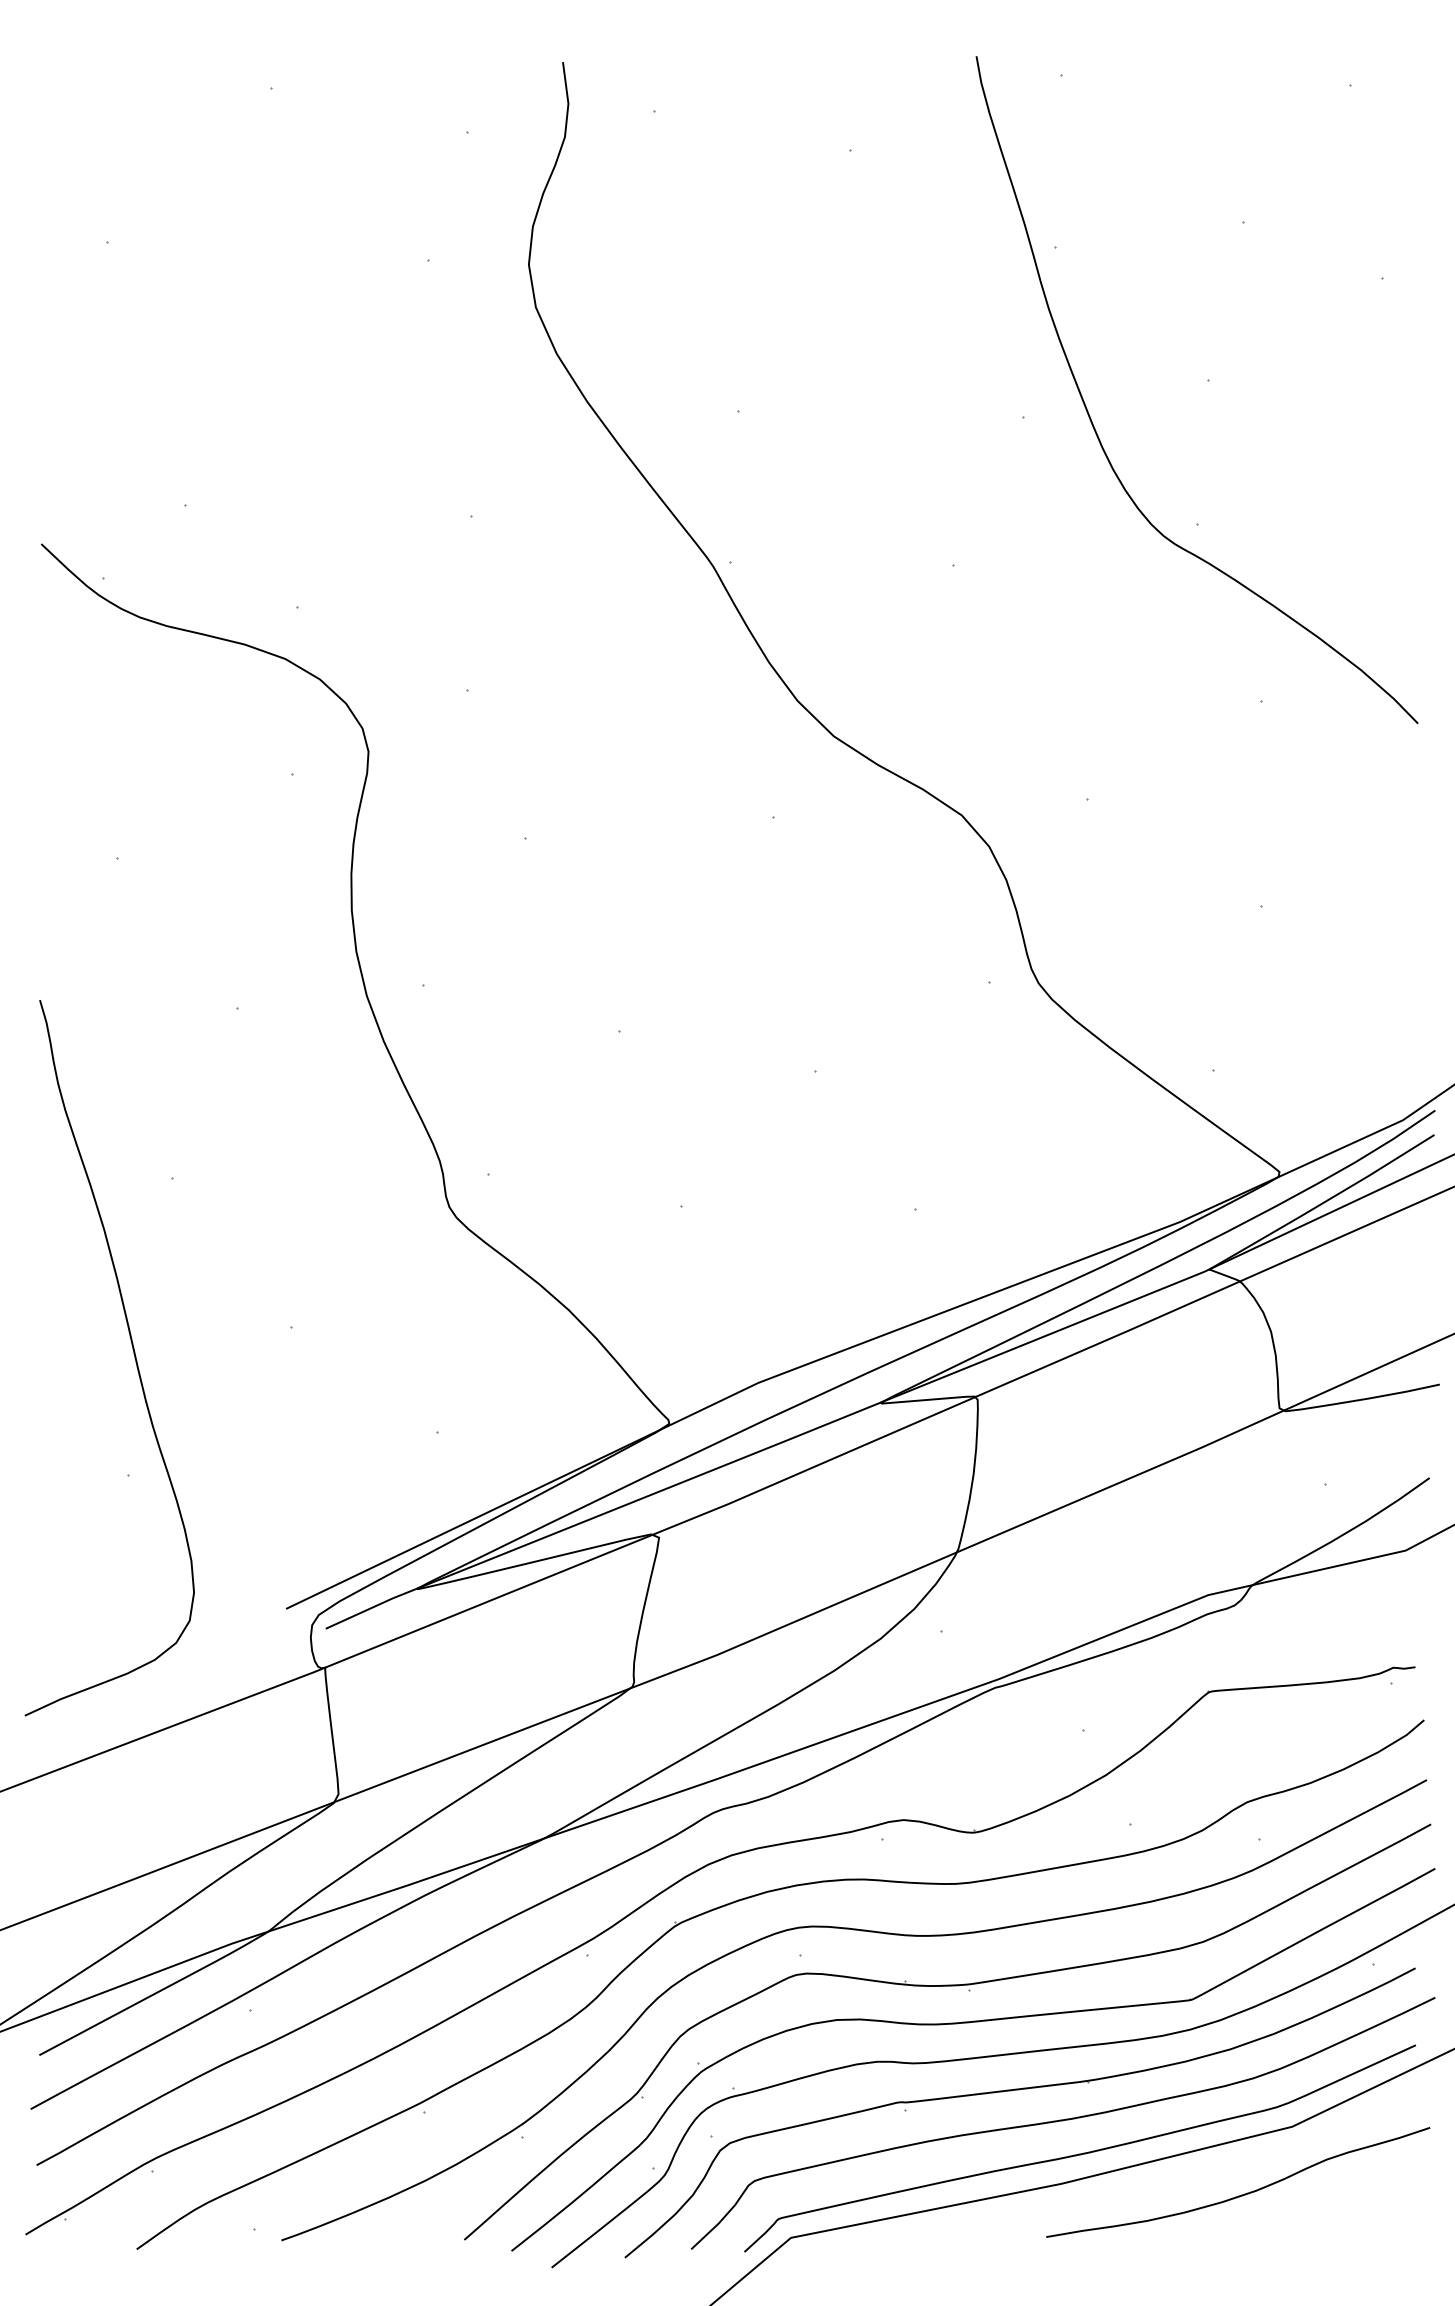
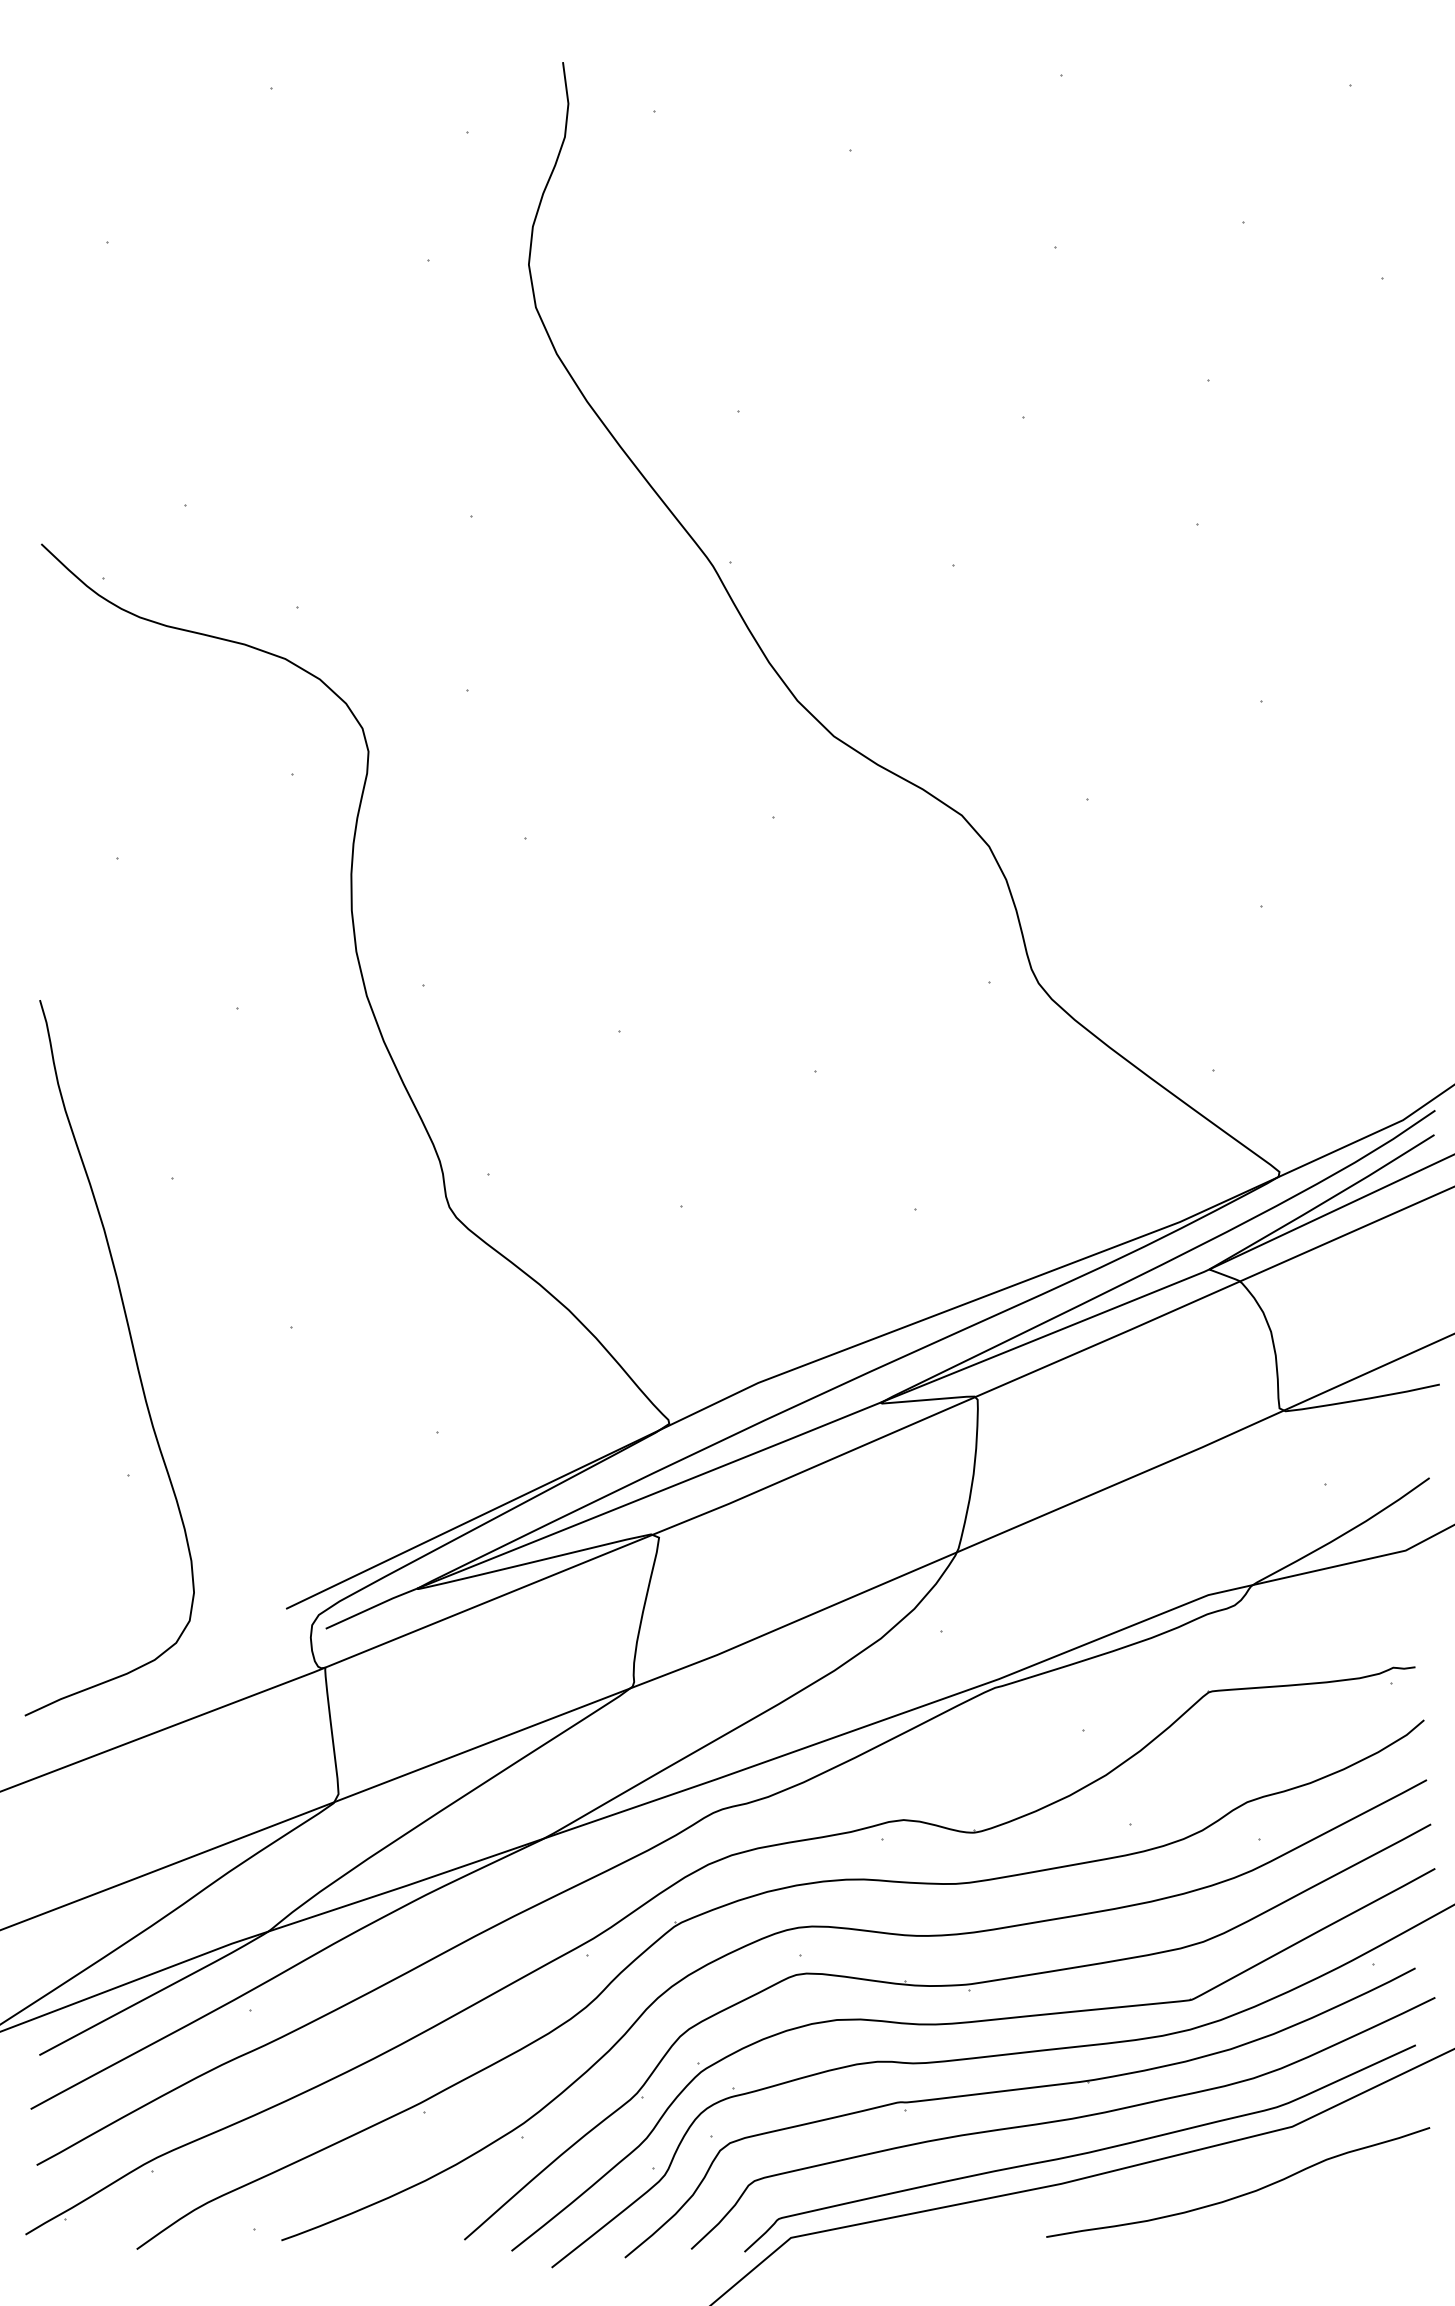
curve: present -> none (1096, 430)
